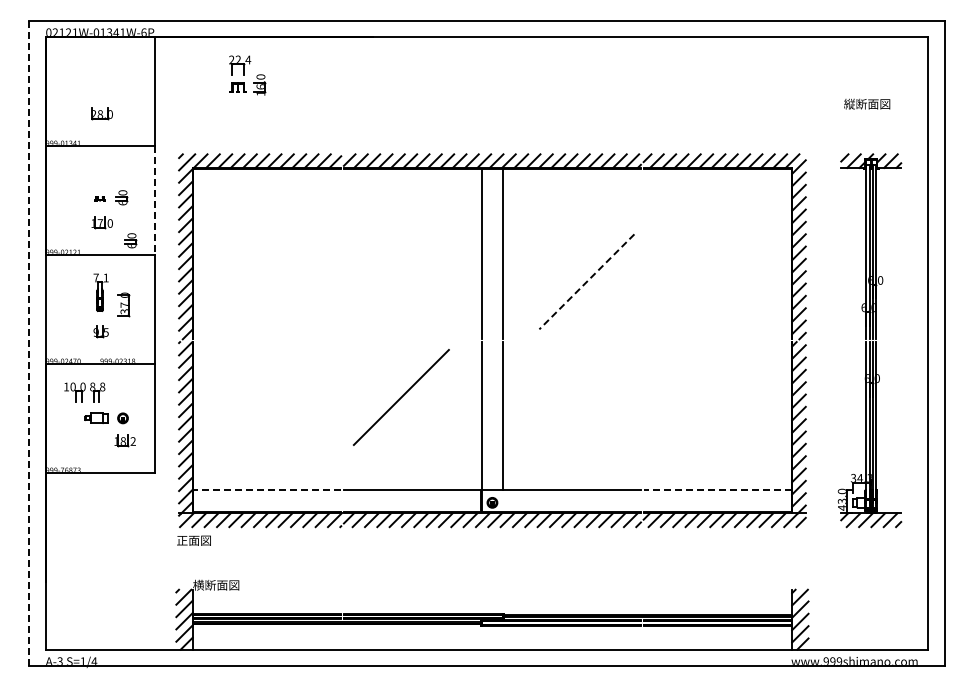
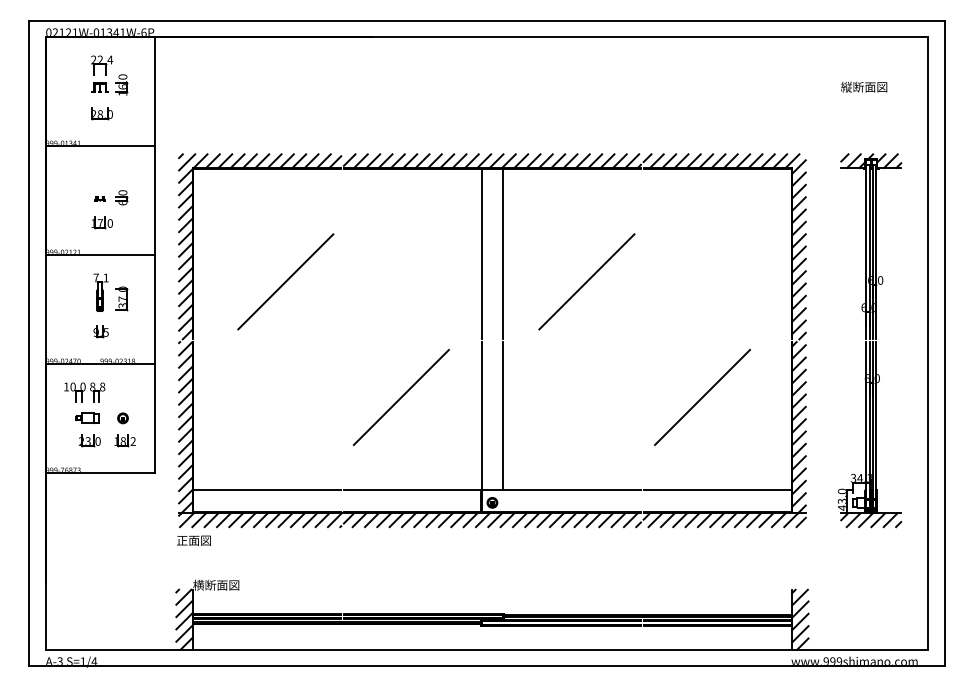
part position: (247, 75) -> (109, 75) (109, 75)
text position: (867, 103) -> (864, 86) (864, 86)
line: dashed -> solid (154, 201)
part: present -> none (130, 240)
line: none -> present (285, 281)
line: dashed -> solid (586, 282)
part position: (123, 304) -> (121, 298) (121, 298)
line: dashed -> solid (29, 343)
line: none -> present (702, 396)
part position: (96, 417) -> (87, 417) (87, 417)
part: none -> present (89, 440)
line: dashed -> solid (266, 490)
line: dashed -> solid (717, 490)
